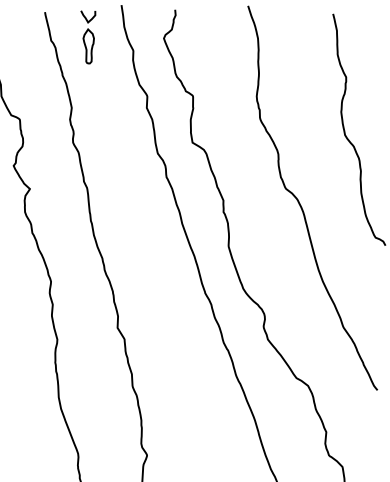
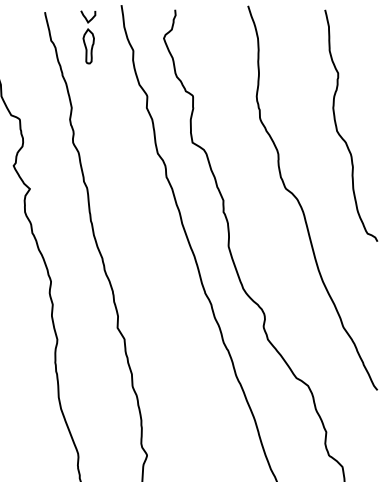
curve position: (345, 130) -> (337, 126) (337, 126)
